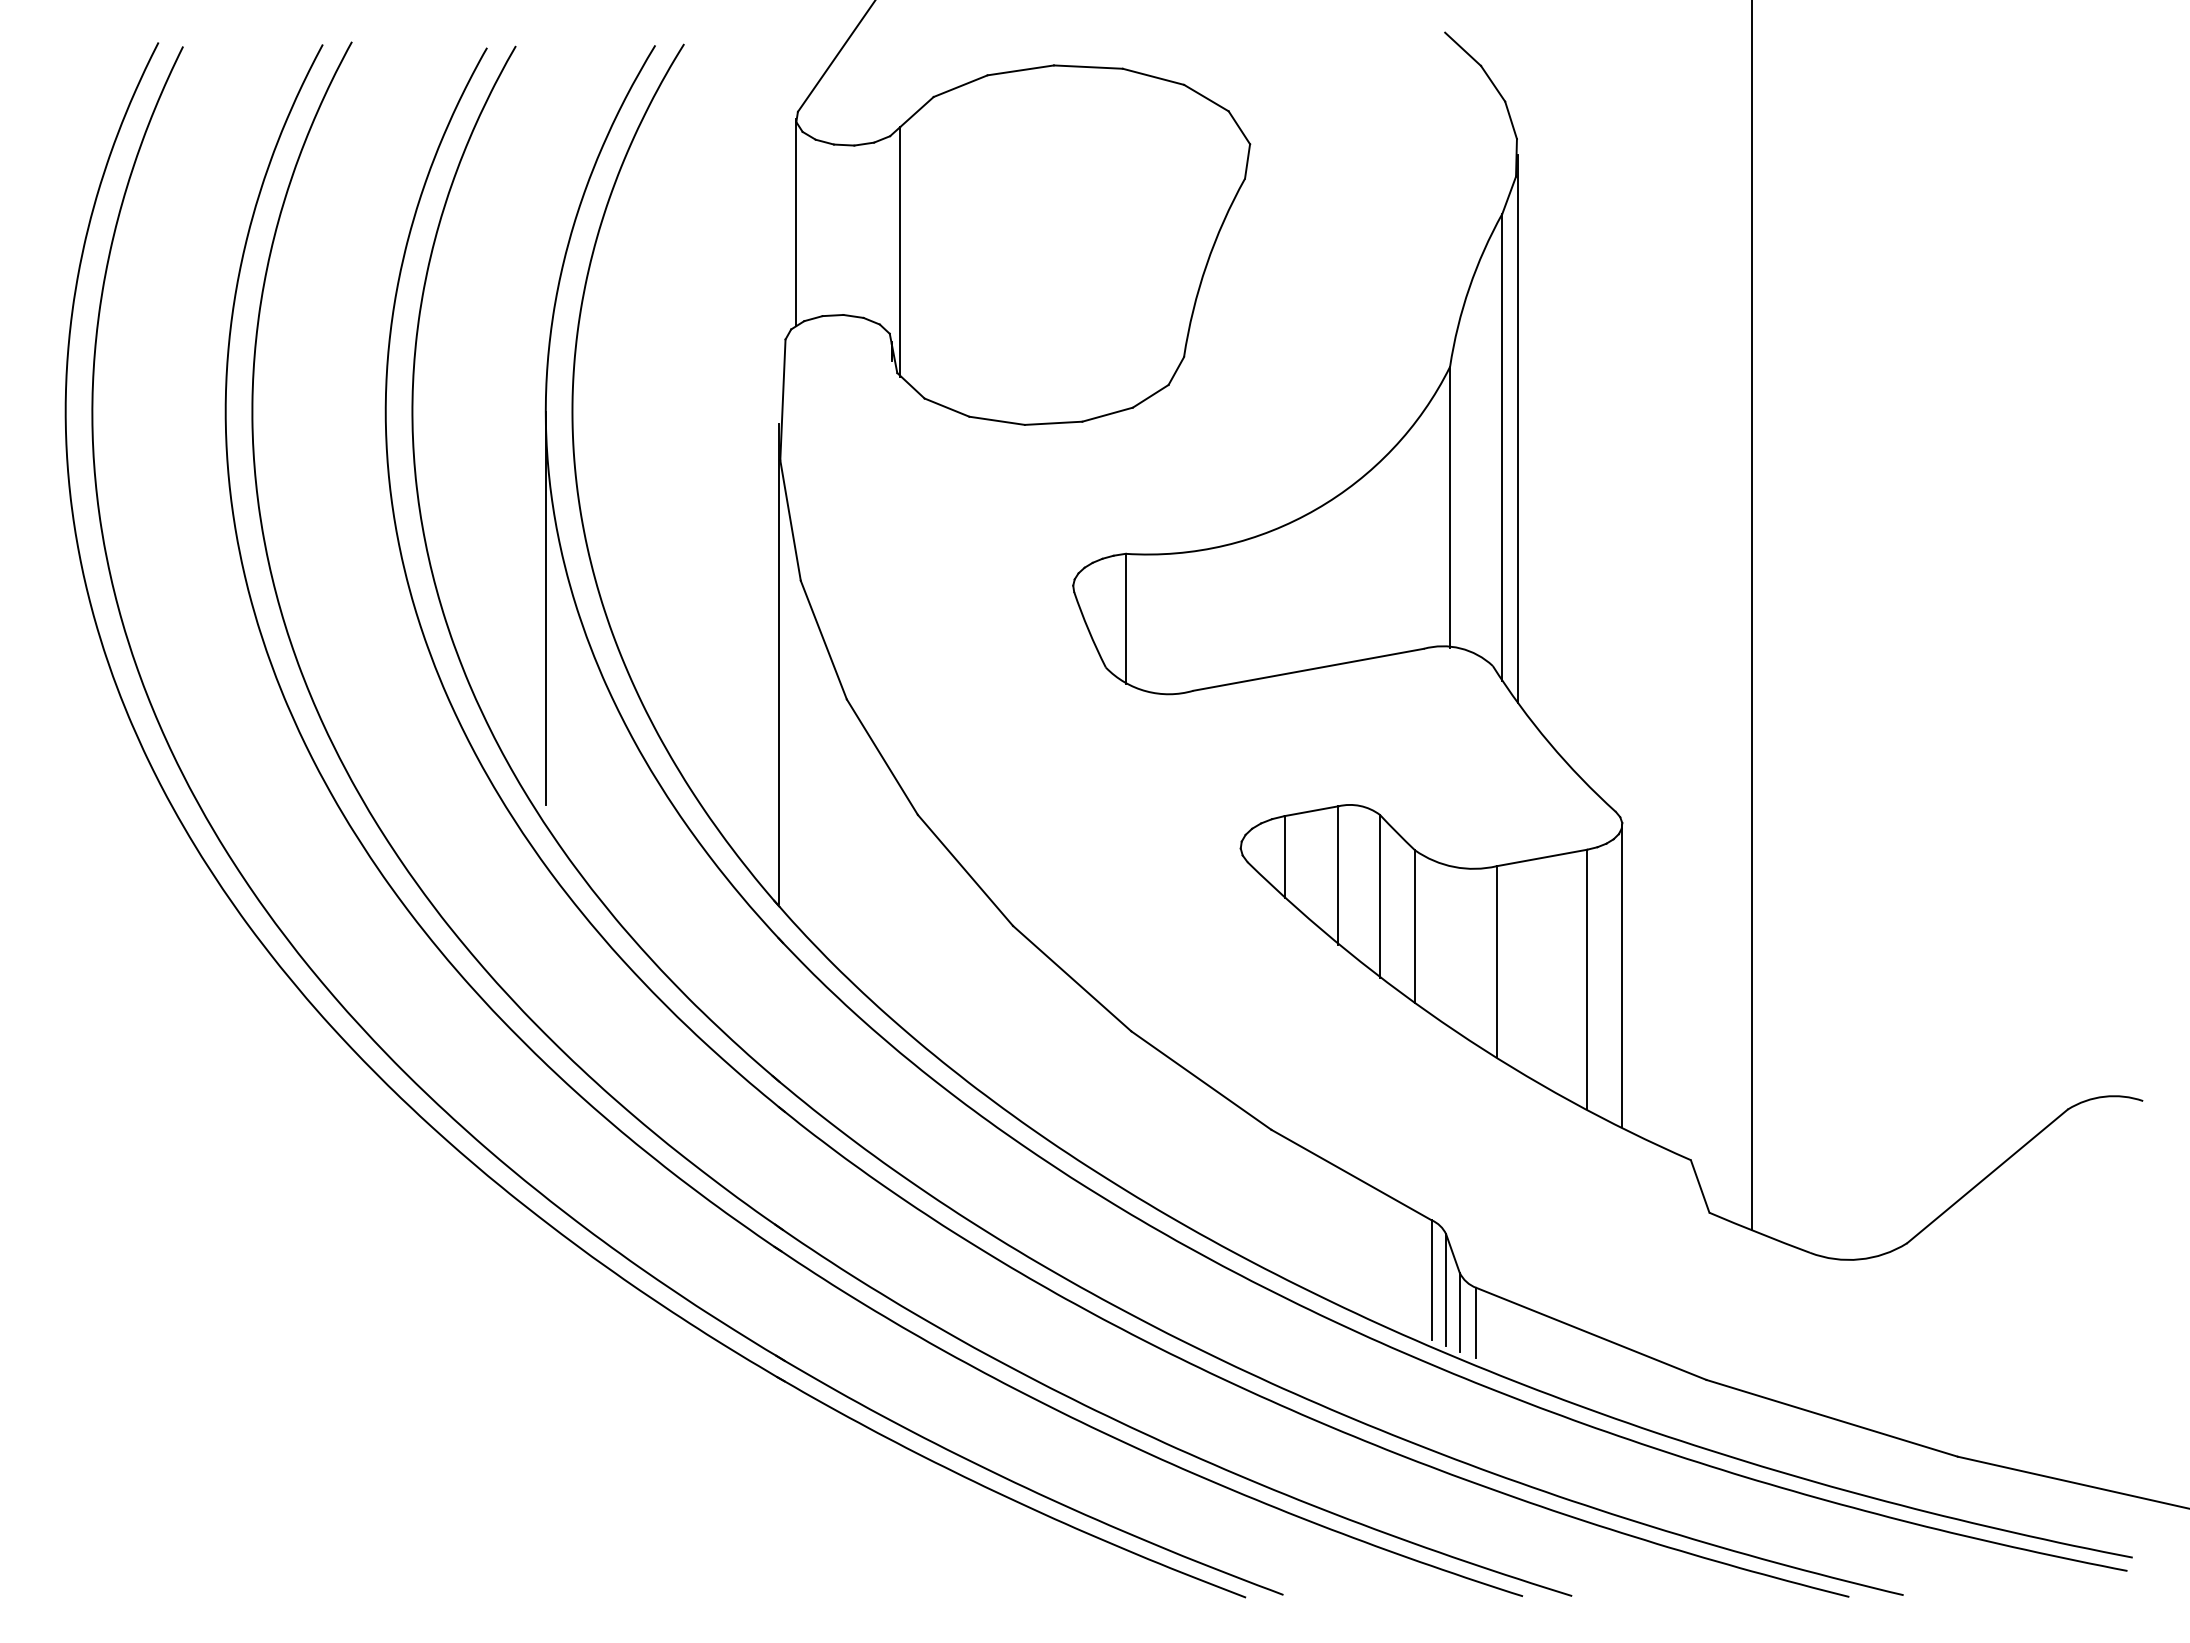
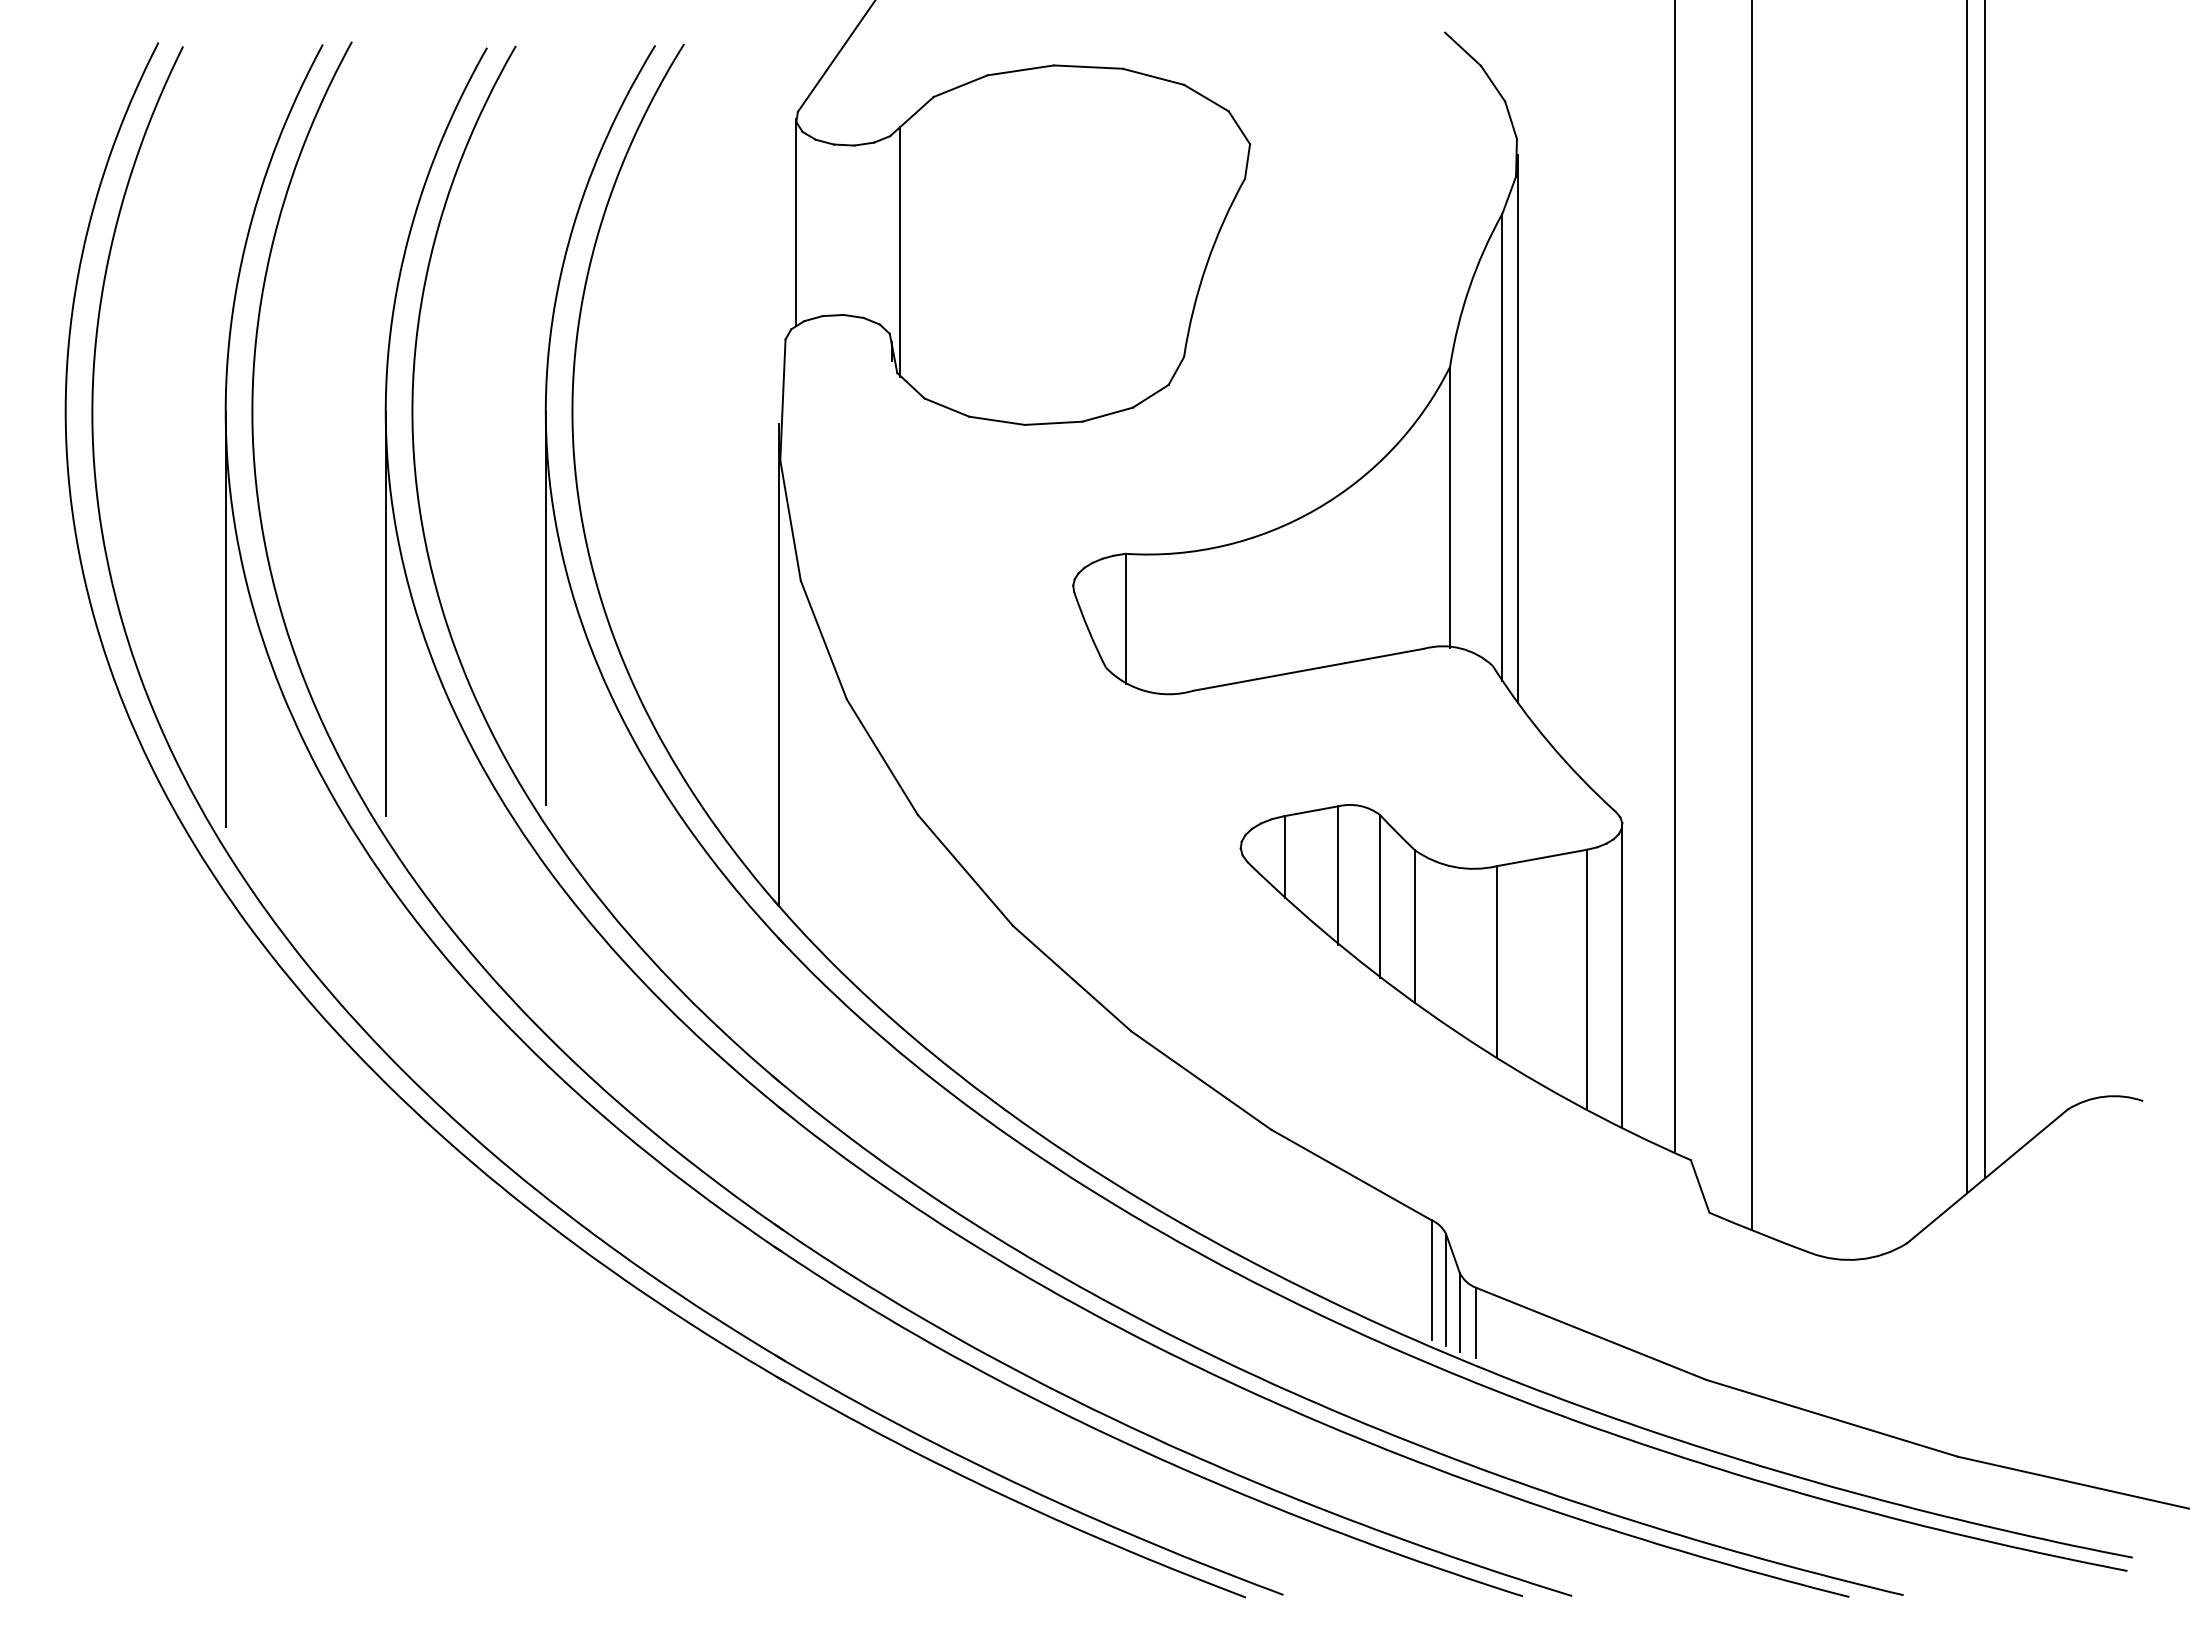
line: none -> present (1675, 577)
line: none -> present (1985, 590)
line: none -> present (1967, 597)
line: none -> present (385, 613)
line: none -> present (225, 618)
